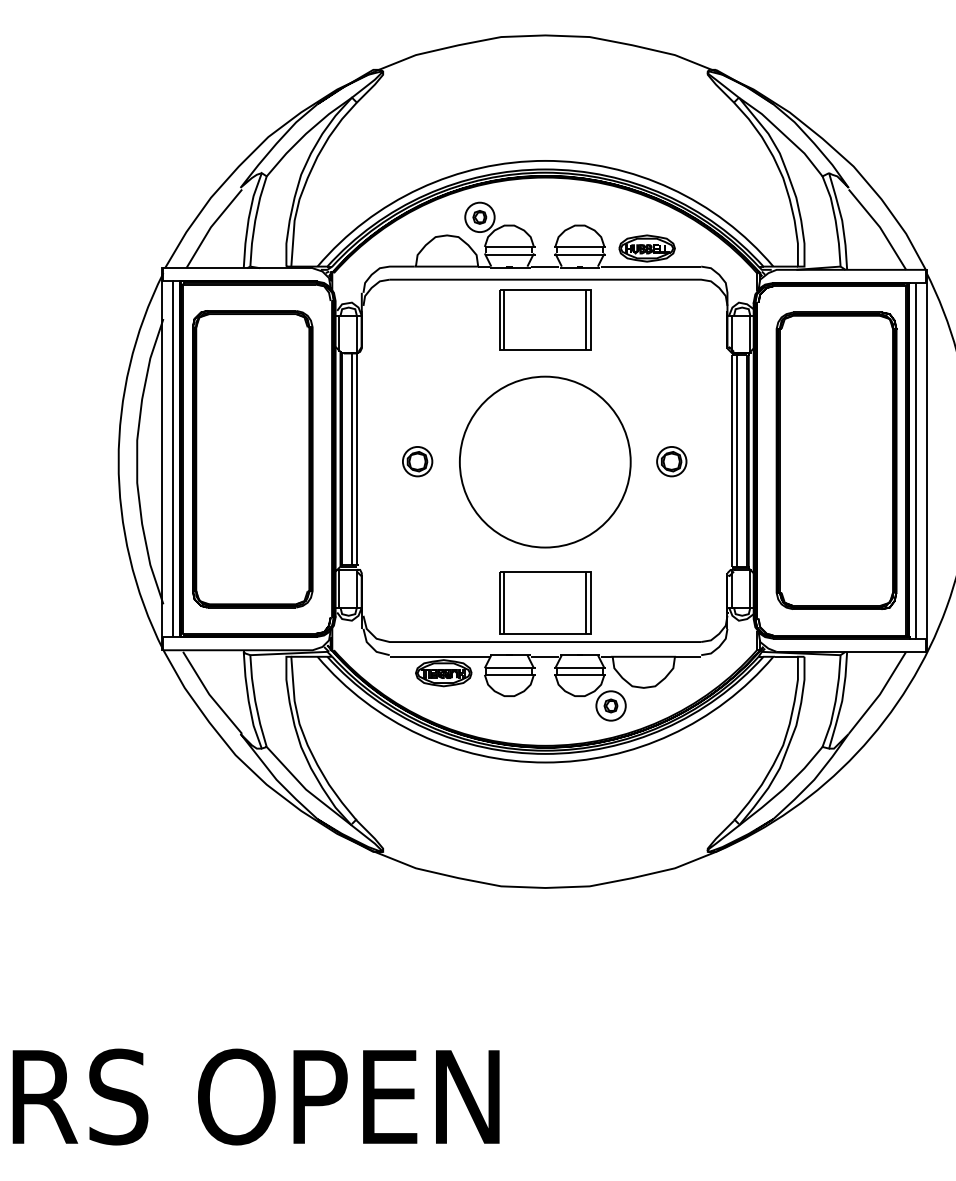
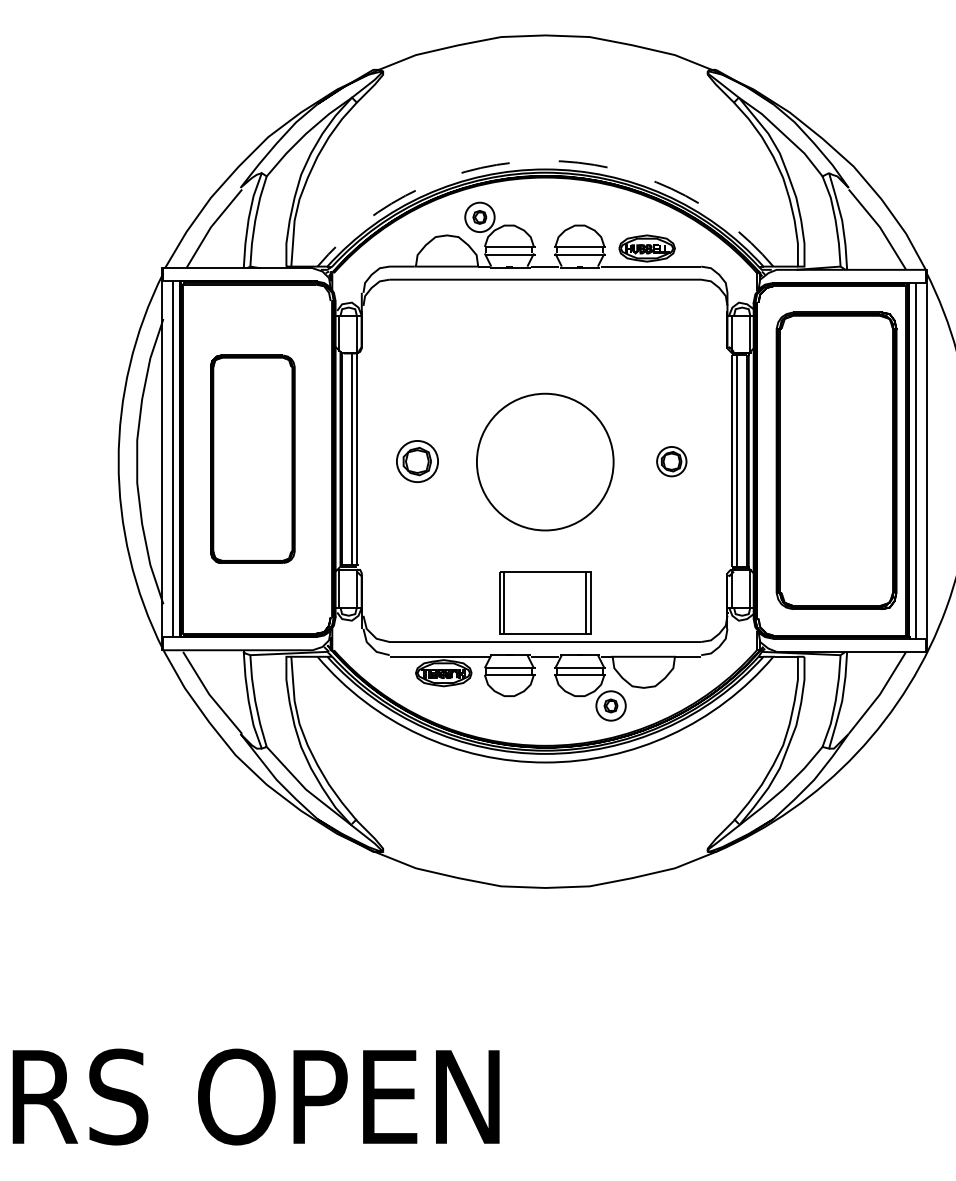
arc: solid -> dashed (545, 160)
part: present -> none (545, 319)
part size: 122x299 px -> 86x210 px (252, 458)
part size: 32x32 px -> 43x43 px (417, 461)
circle diameter: 171 px -> 137 px (544, 461)
